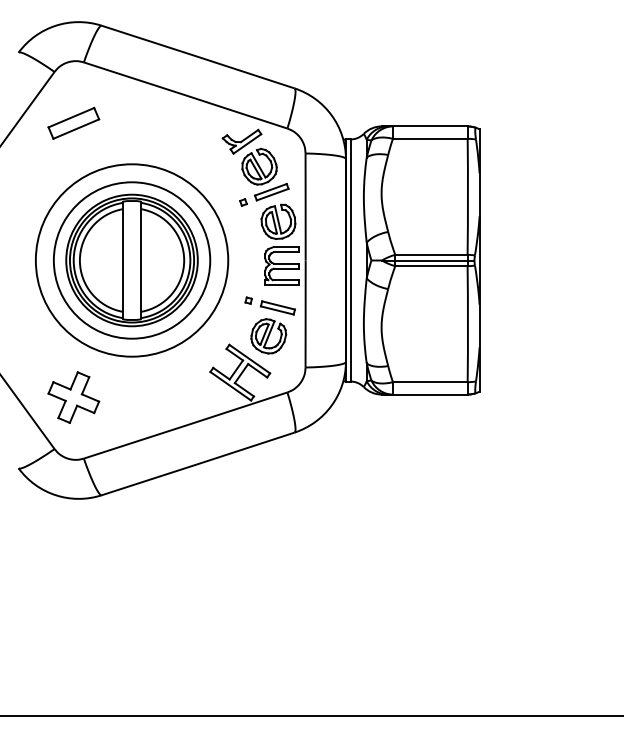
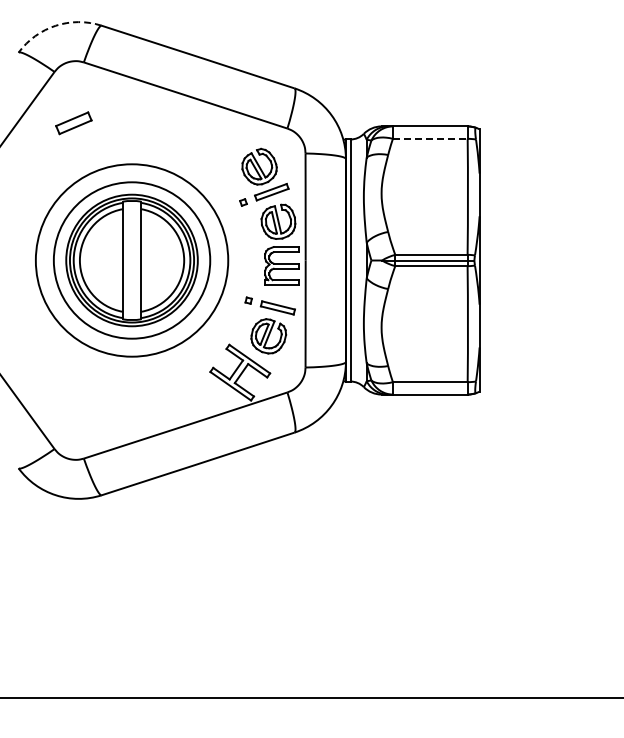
arc: solid -> dashed (55, 25)
part size: 54x34 px -> 38x25 px (73, 123)
line: solid -> dashed (430, 138)
part: present -> none (241, 141)
part: present -> none (73, 397)
line position: (311, 715) -> (311, 697) (311, 697)
